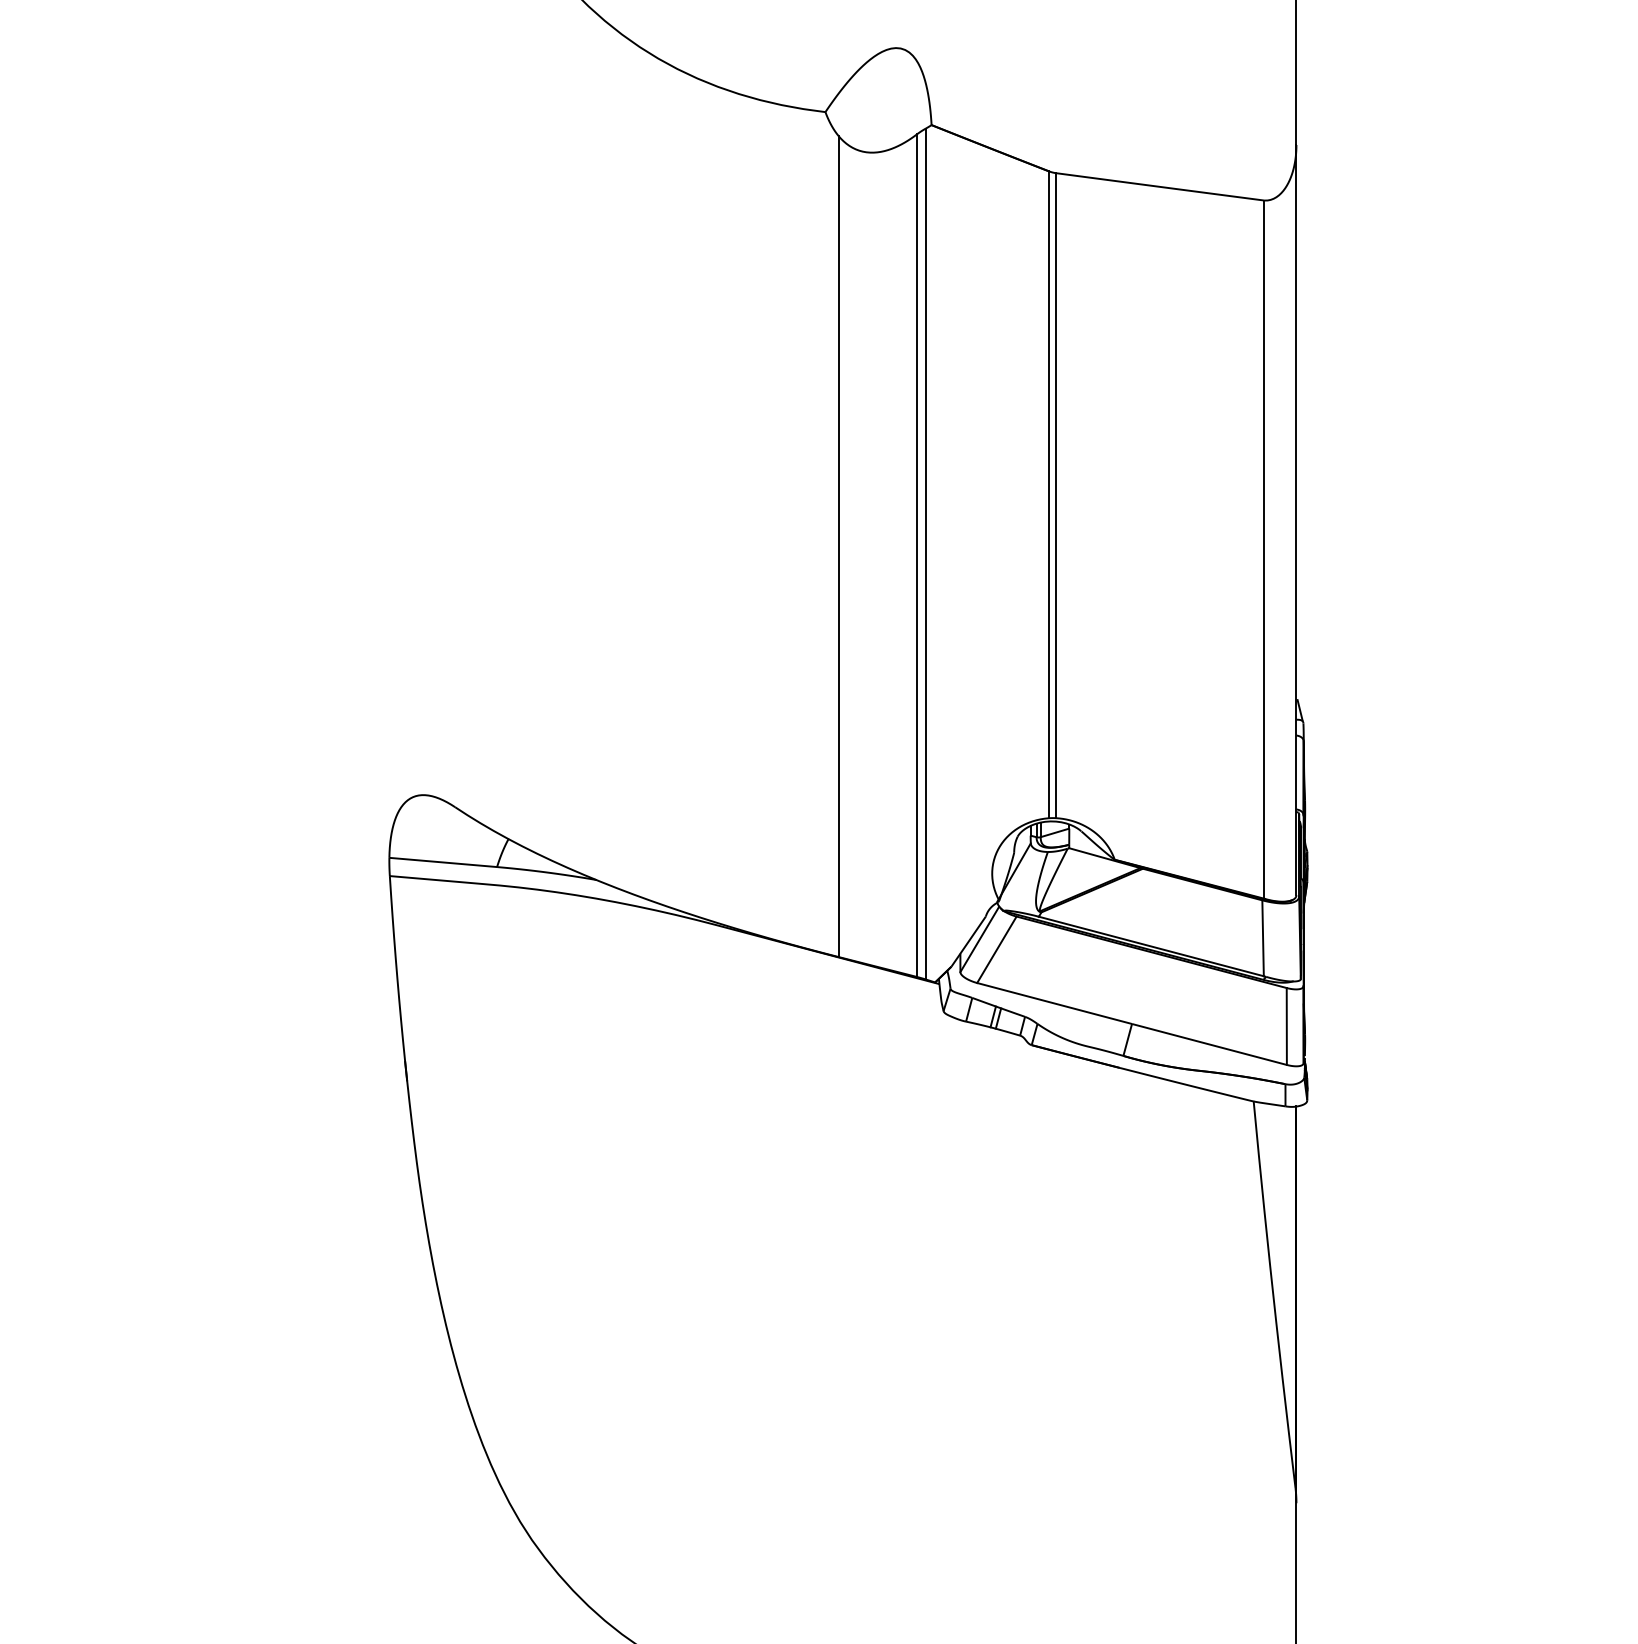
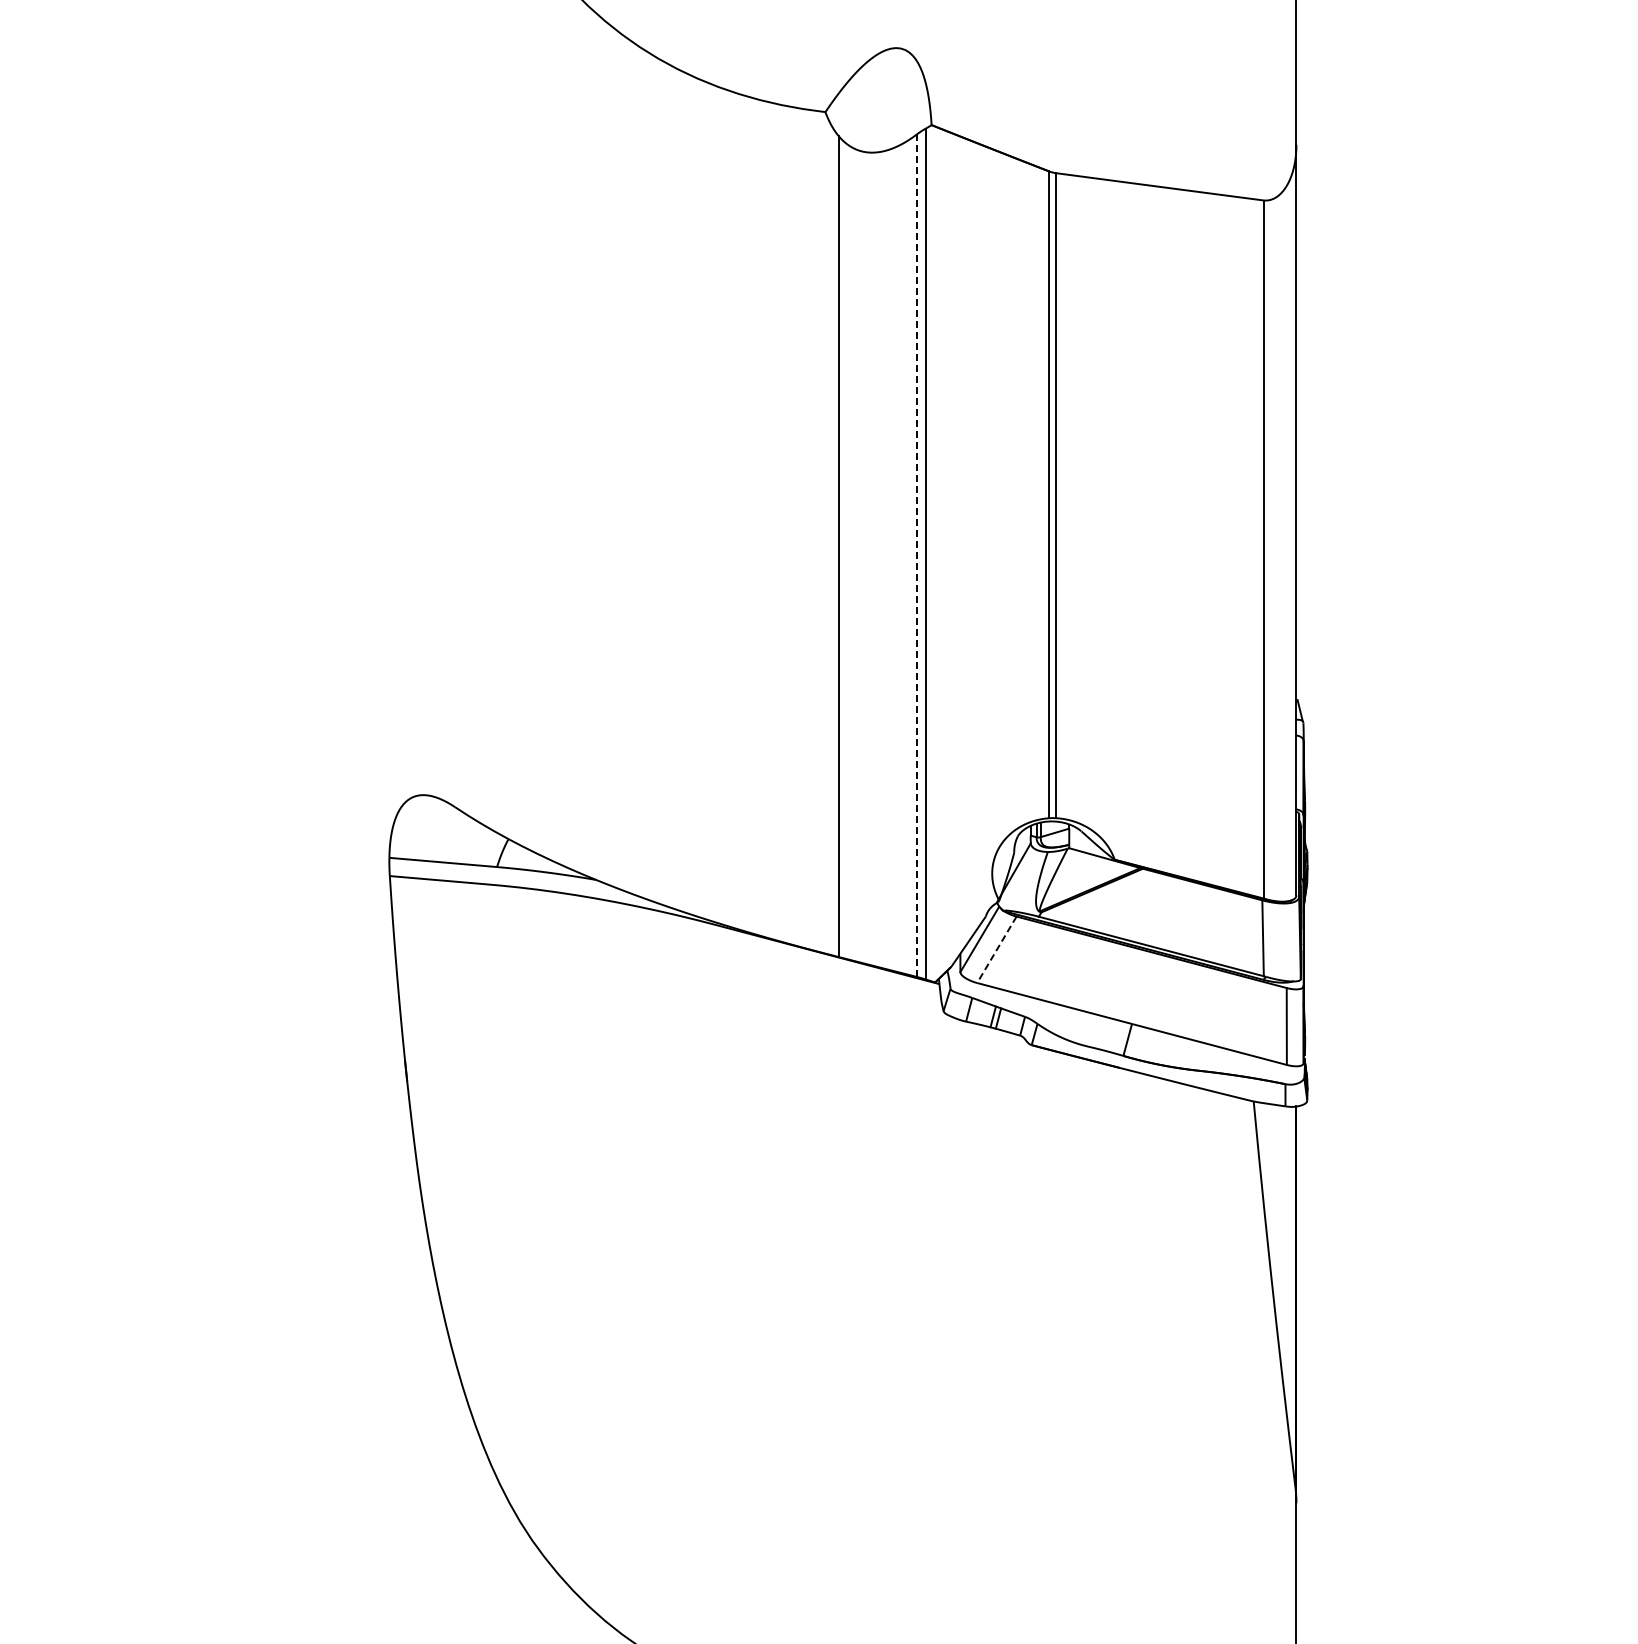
line: solid -> dashed (916, 555)
line: solid -> dashed (996, 949)
